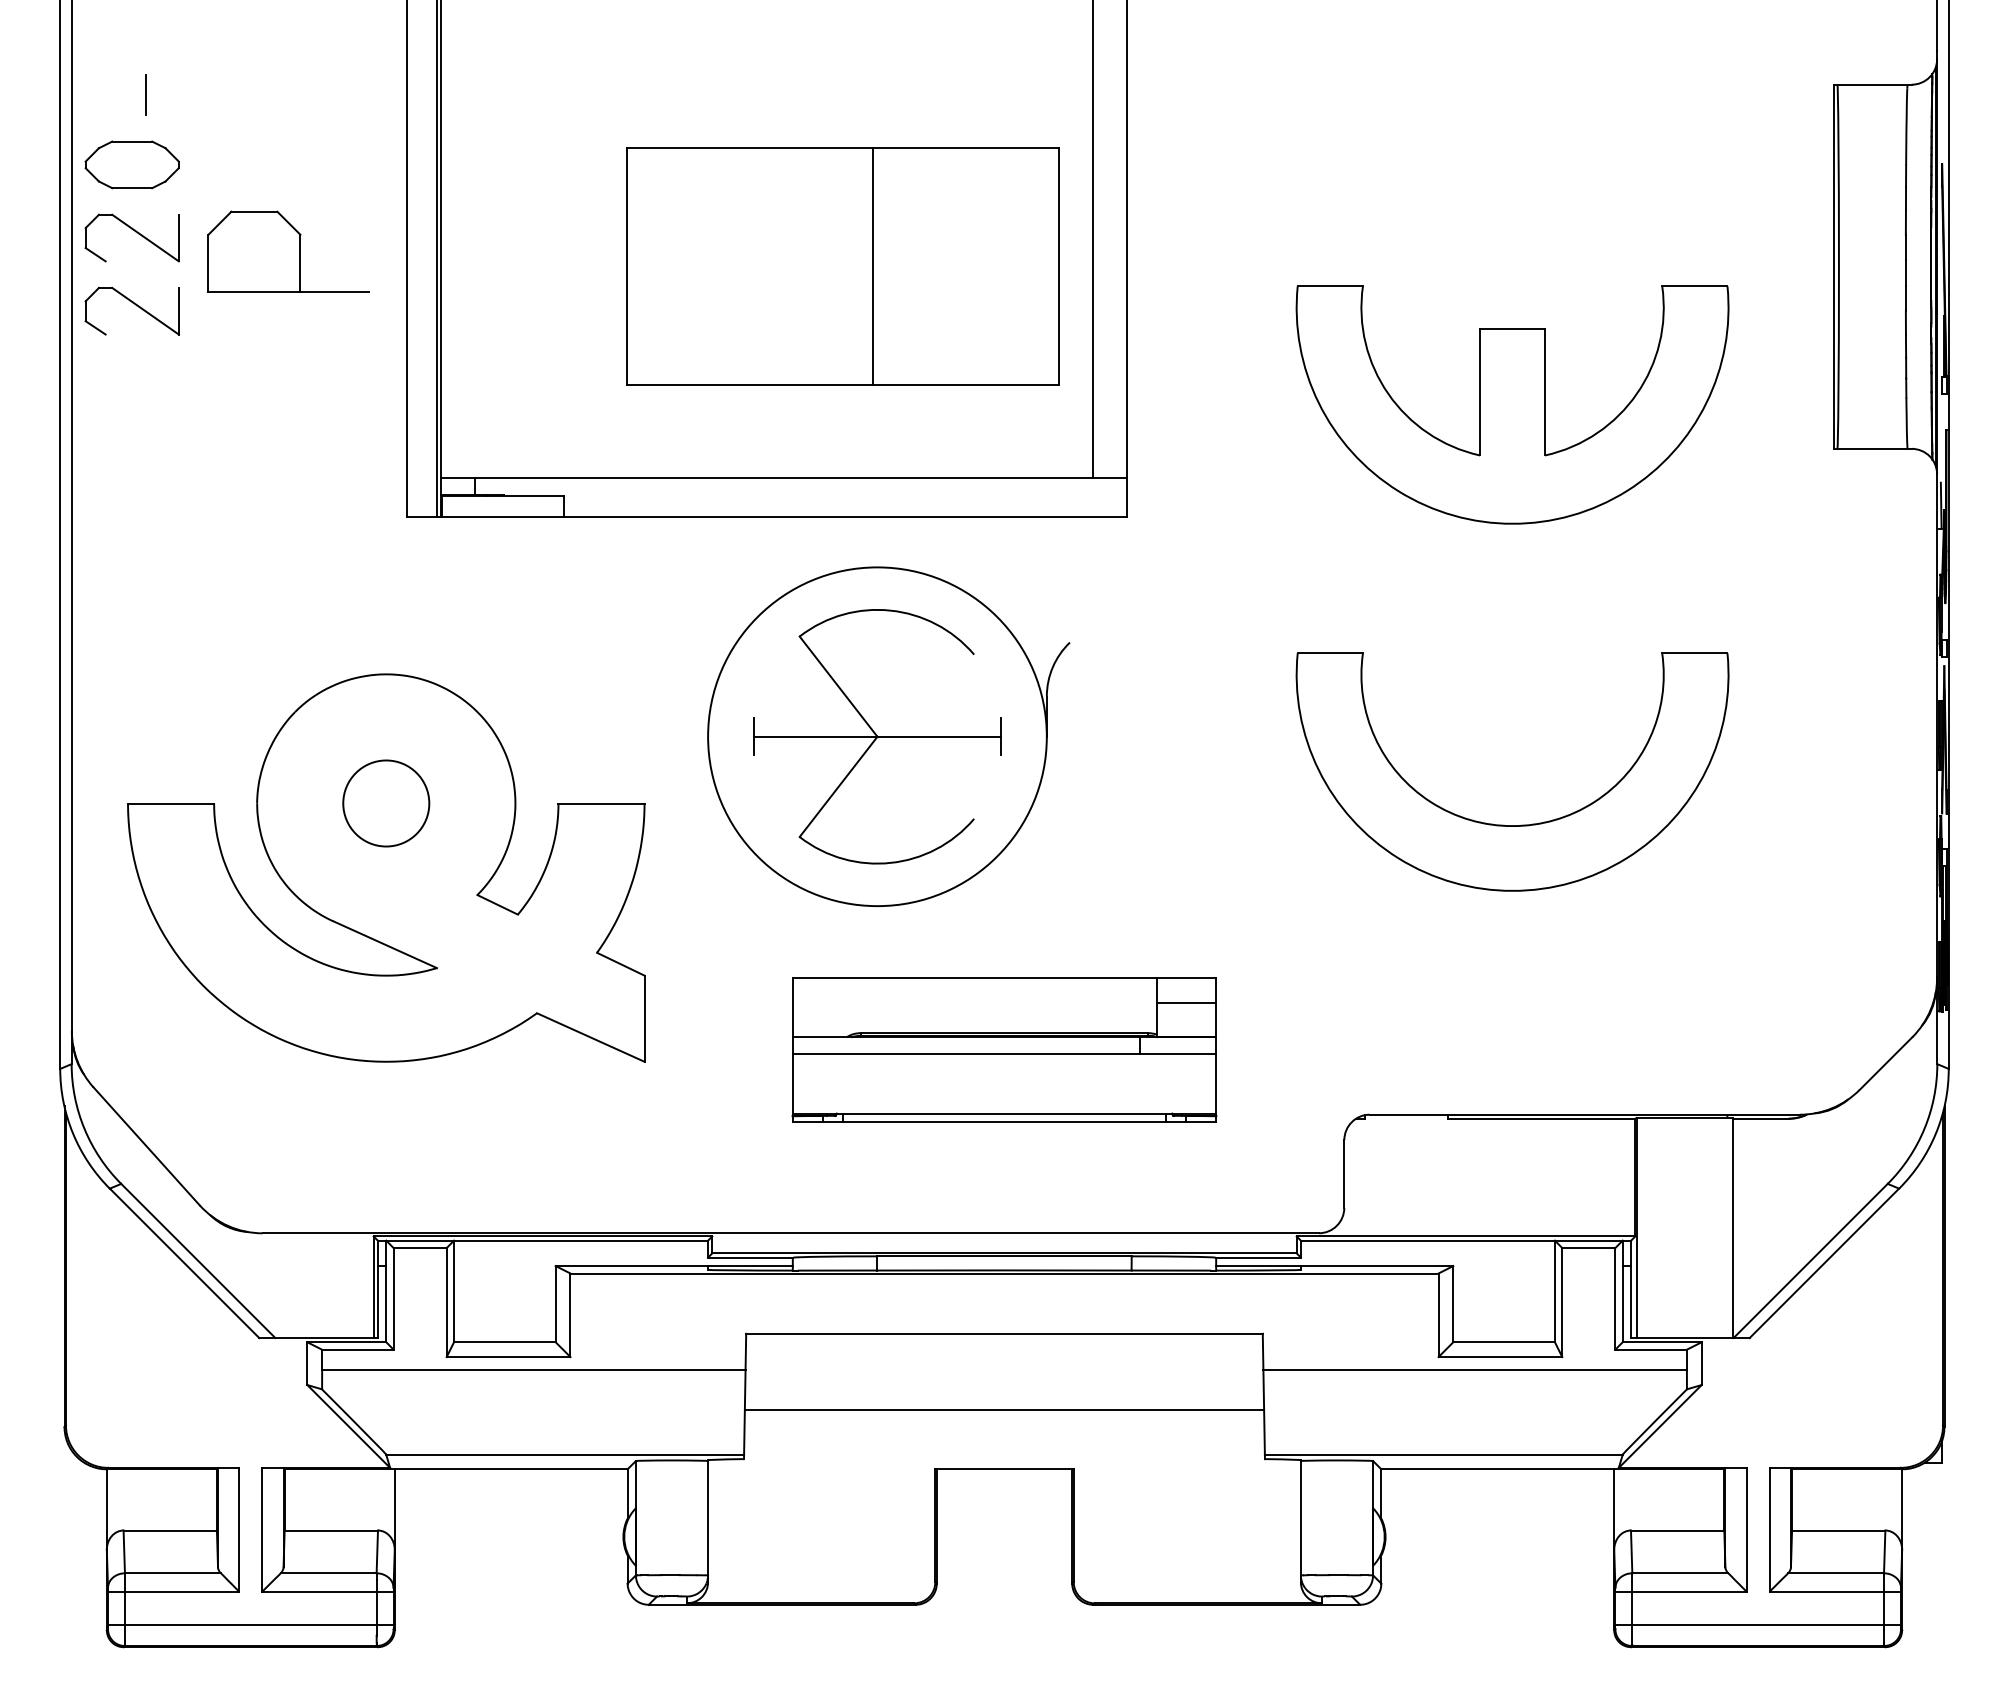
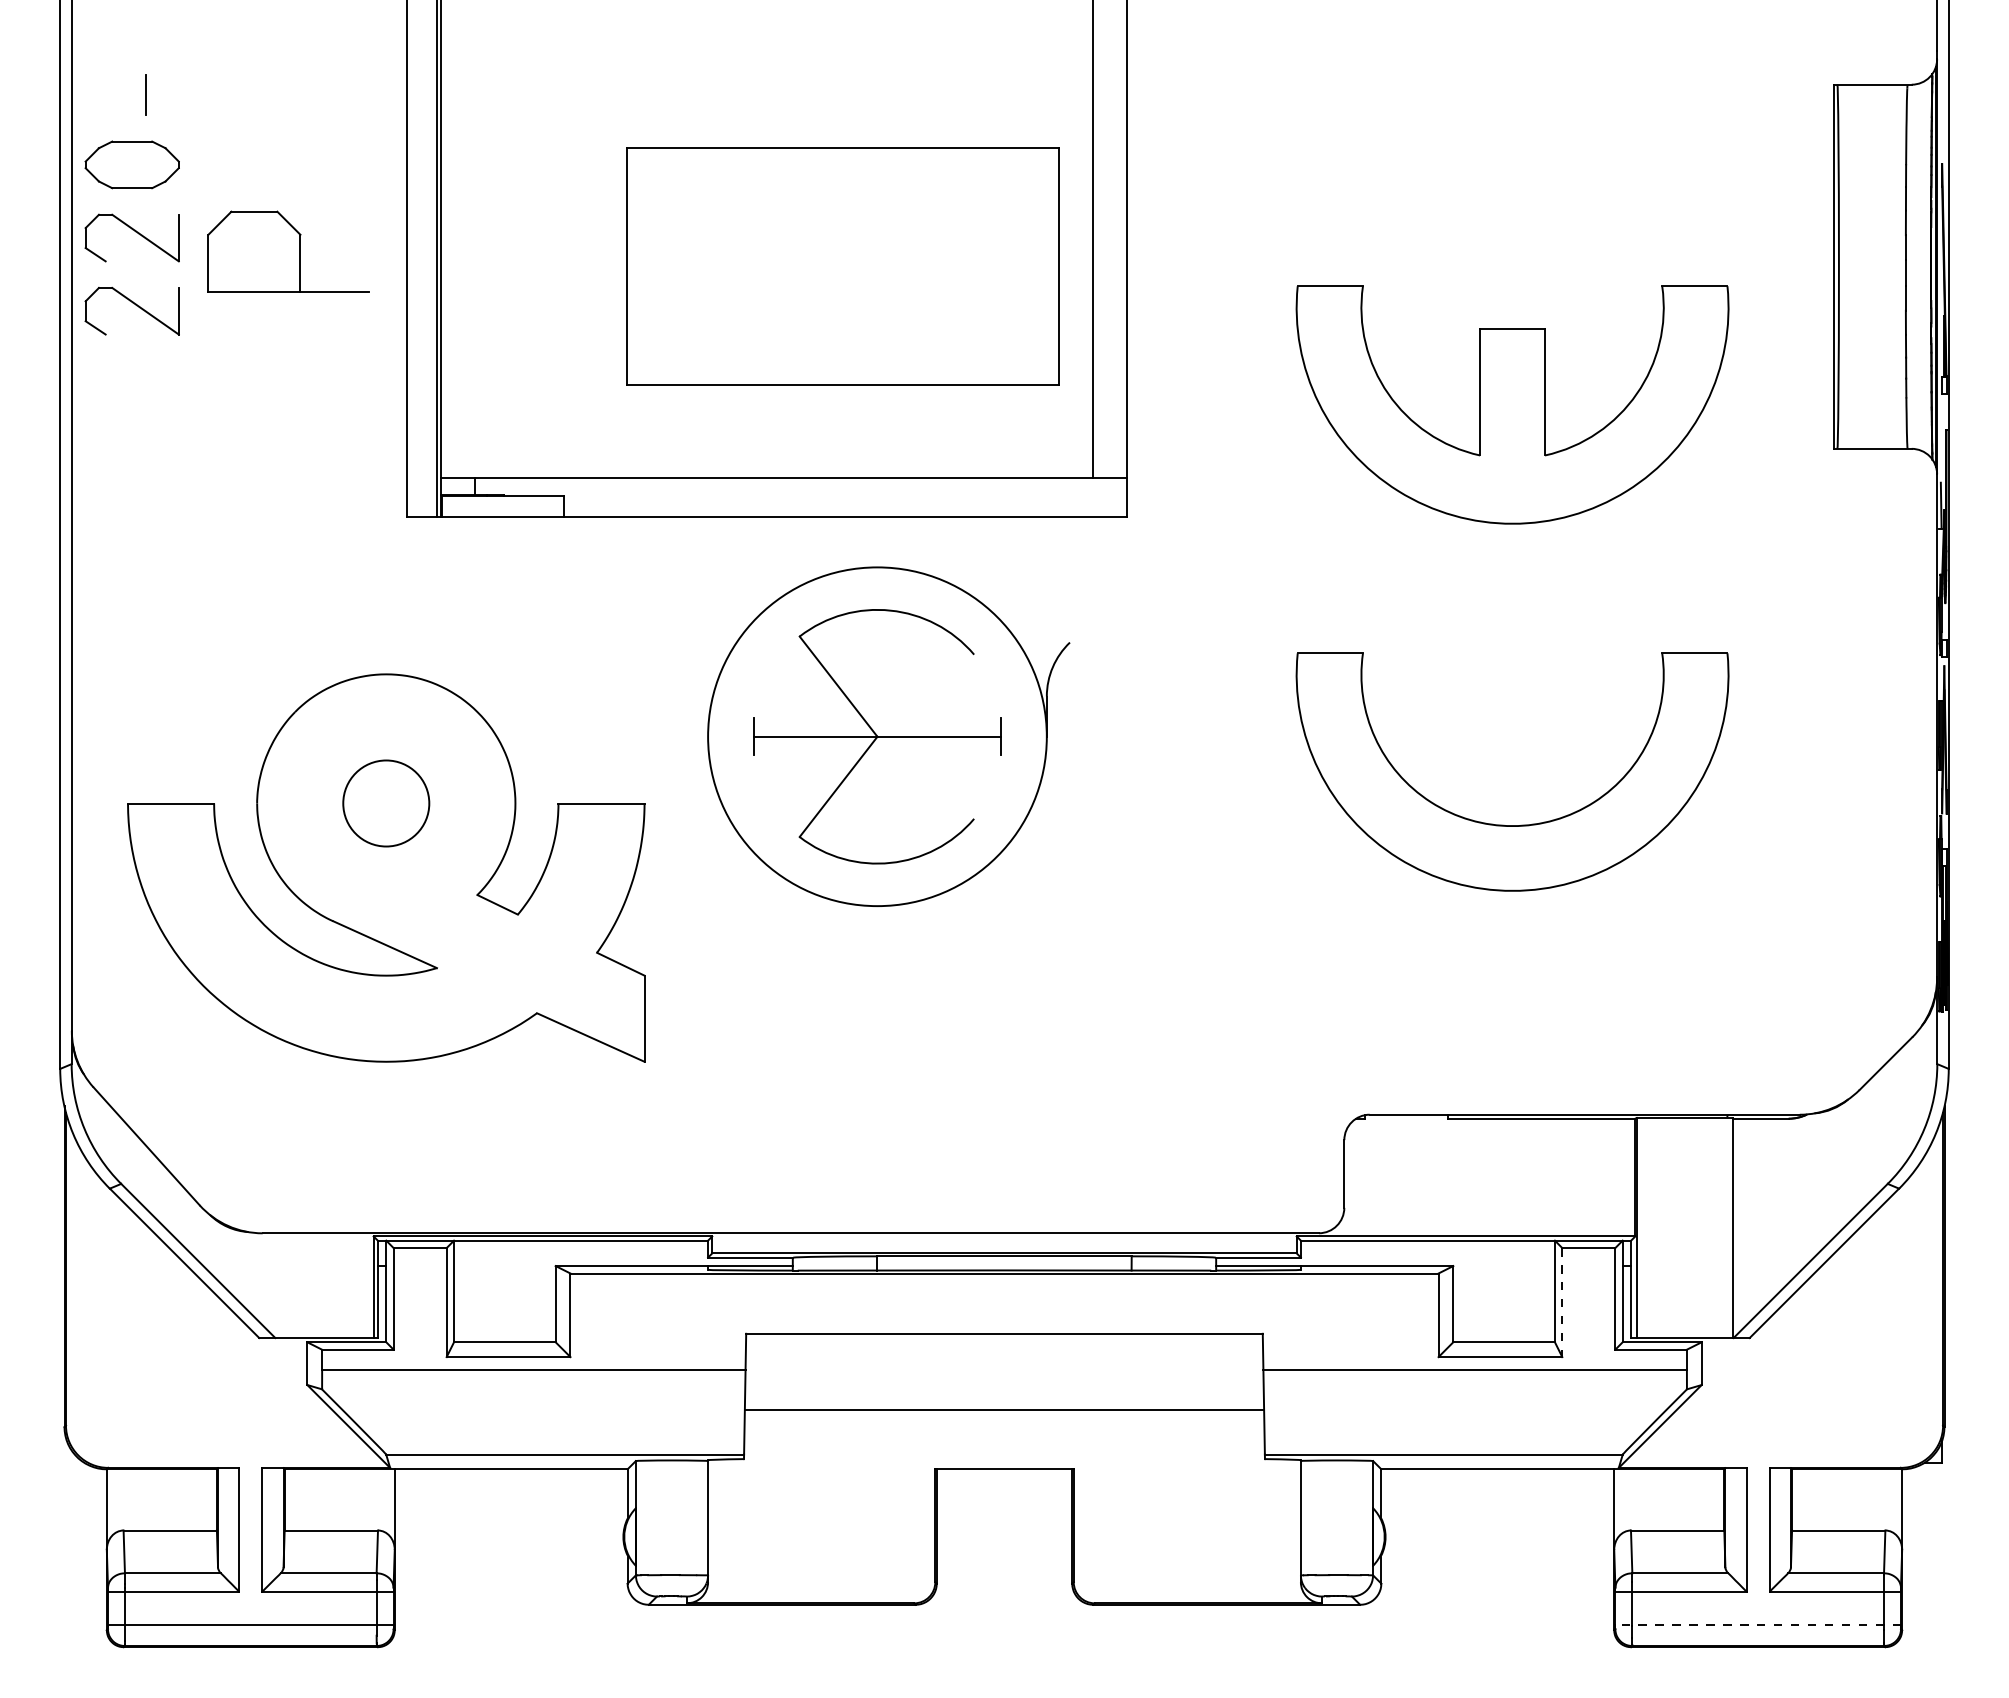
line: present -> none (872, 266)
part: present -> none (1004, 1049)
line: solid -> dashed (1562, 1303)
line: solid -> dashed (1758, 1624)
